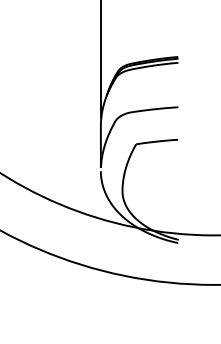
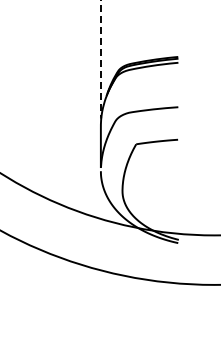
line: solid -> dashed (100, 59)
